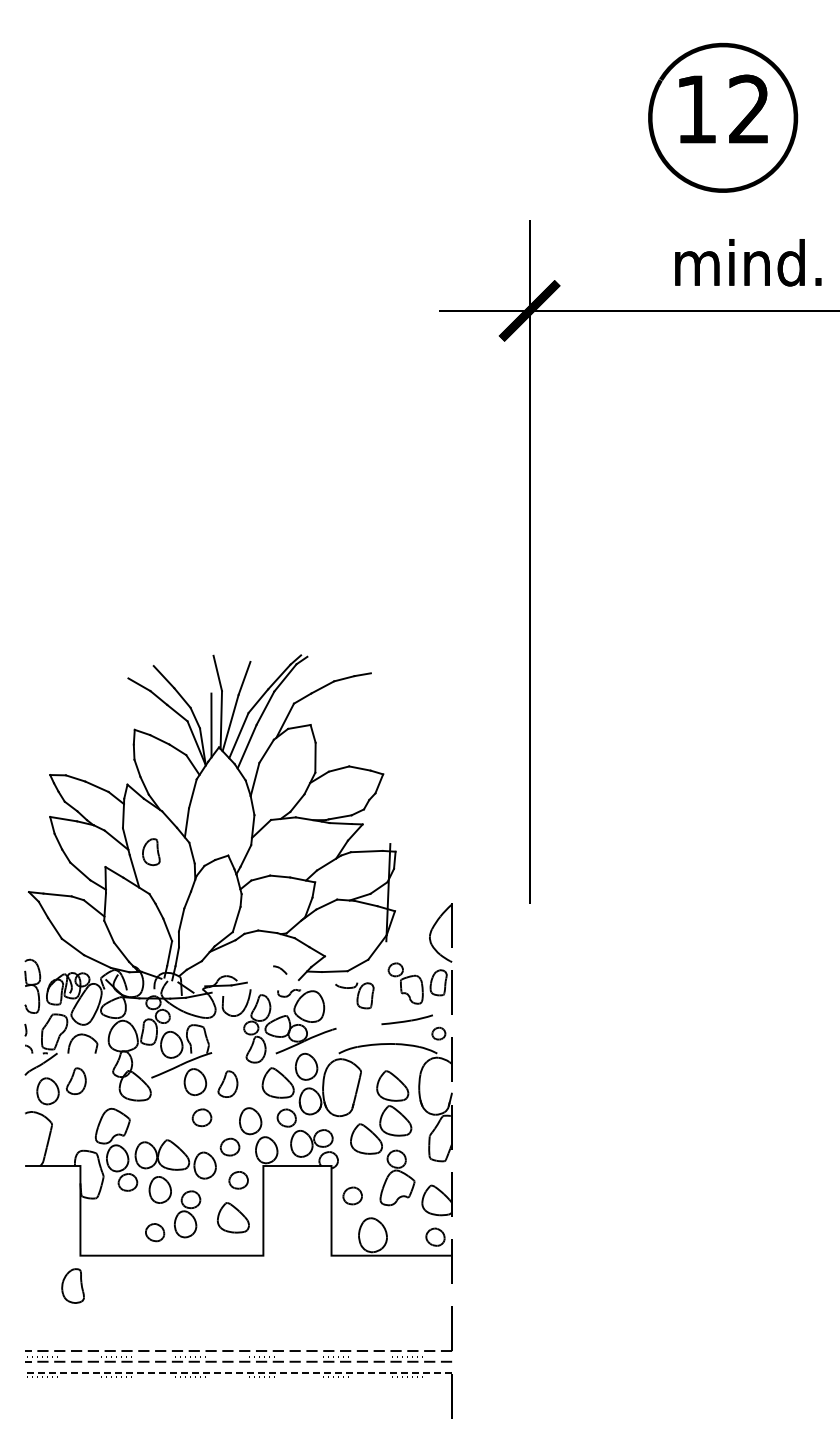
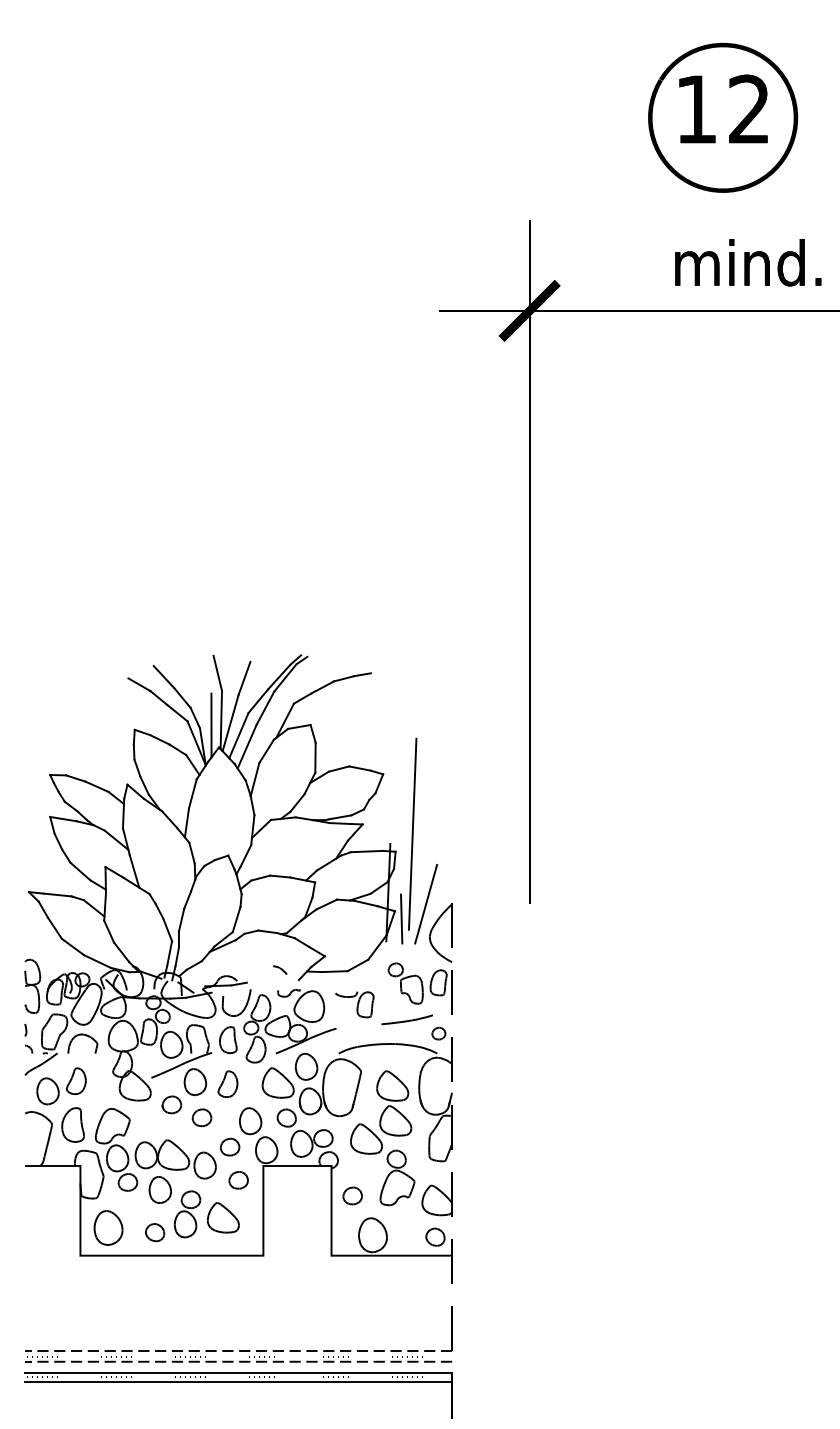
line: none -> present (412, 833)
part position: (151, 852) -> (228, 1040) (228, 1040)
line: none -> present (426, 903)
line: none -> present (401, 918)
part position: (354, 995) -> (354, 1004) (354, 1004)
part: none -> present (171, 1104)
part position: (233, 1217) -> (223, 1217) (223, 1217)
part: none -> present (108, 1227)
part position: (72, 1285) -> (72, 1124) (72, 1124)
line: dashed -> solid (238, 1372)
line: none -> present (238, 1381)
